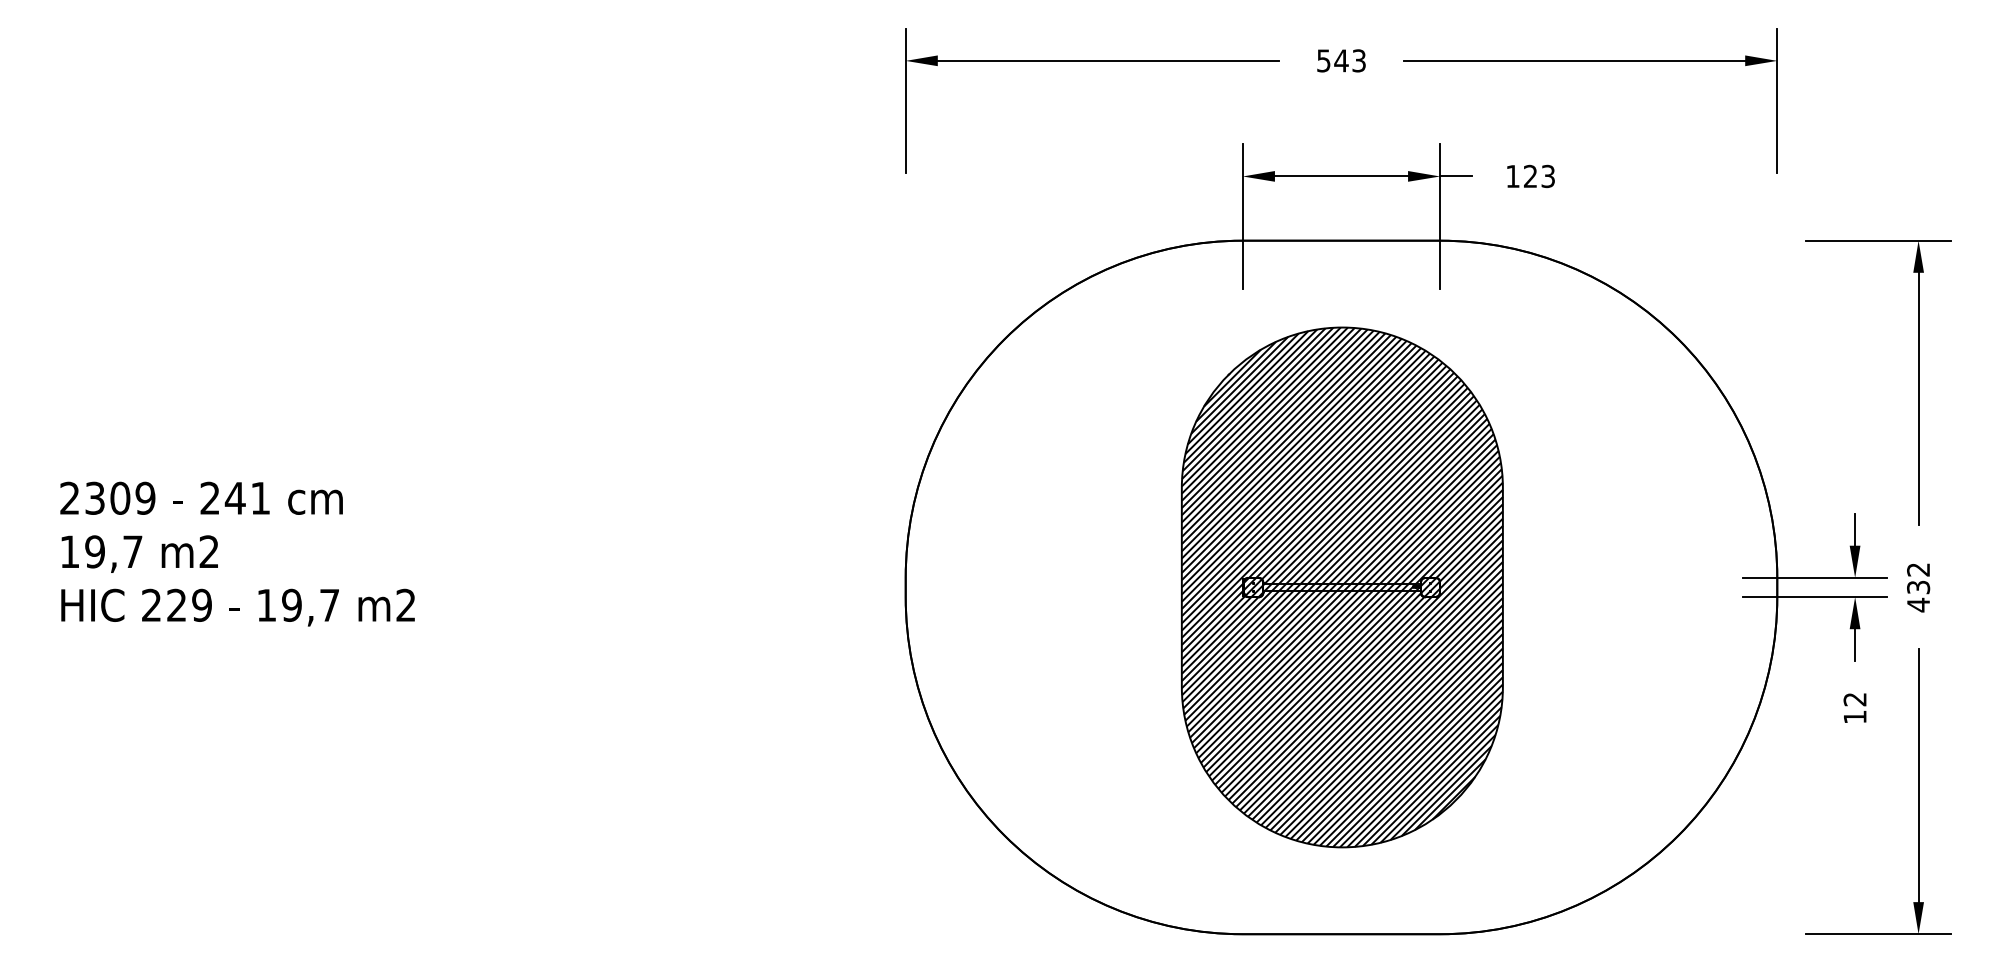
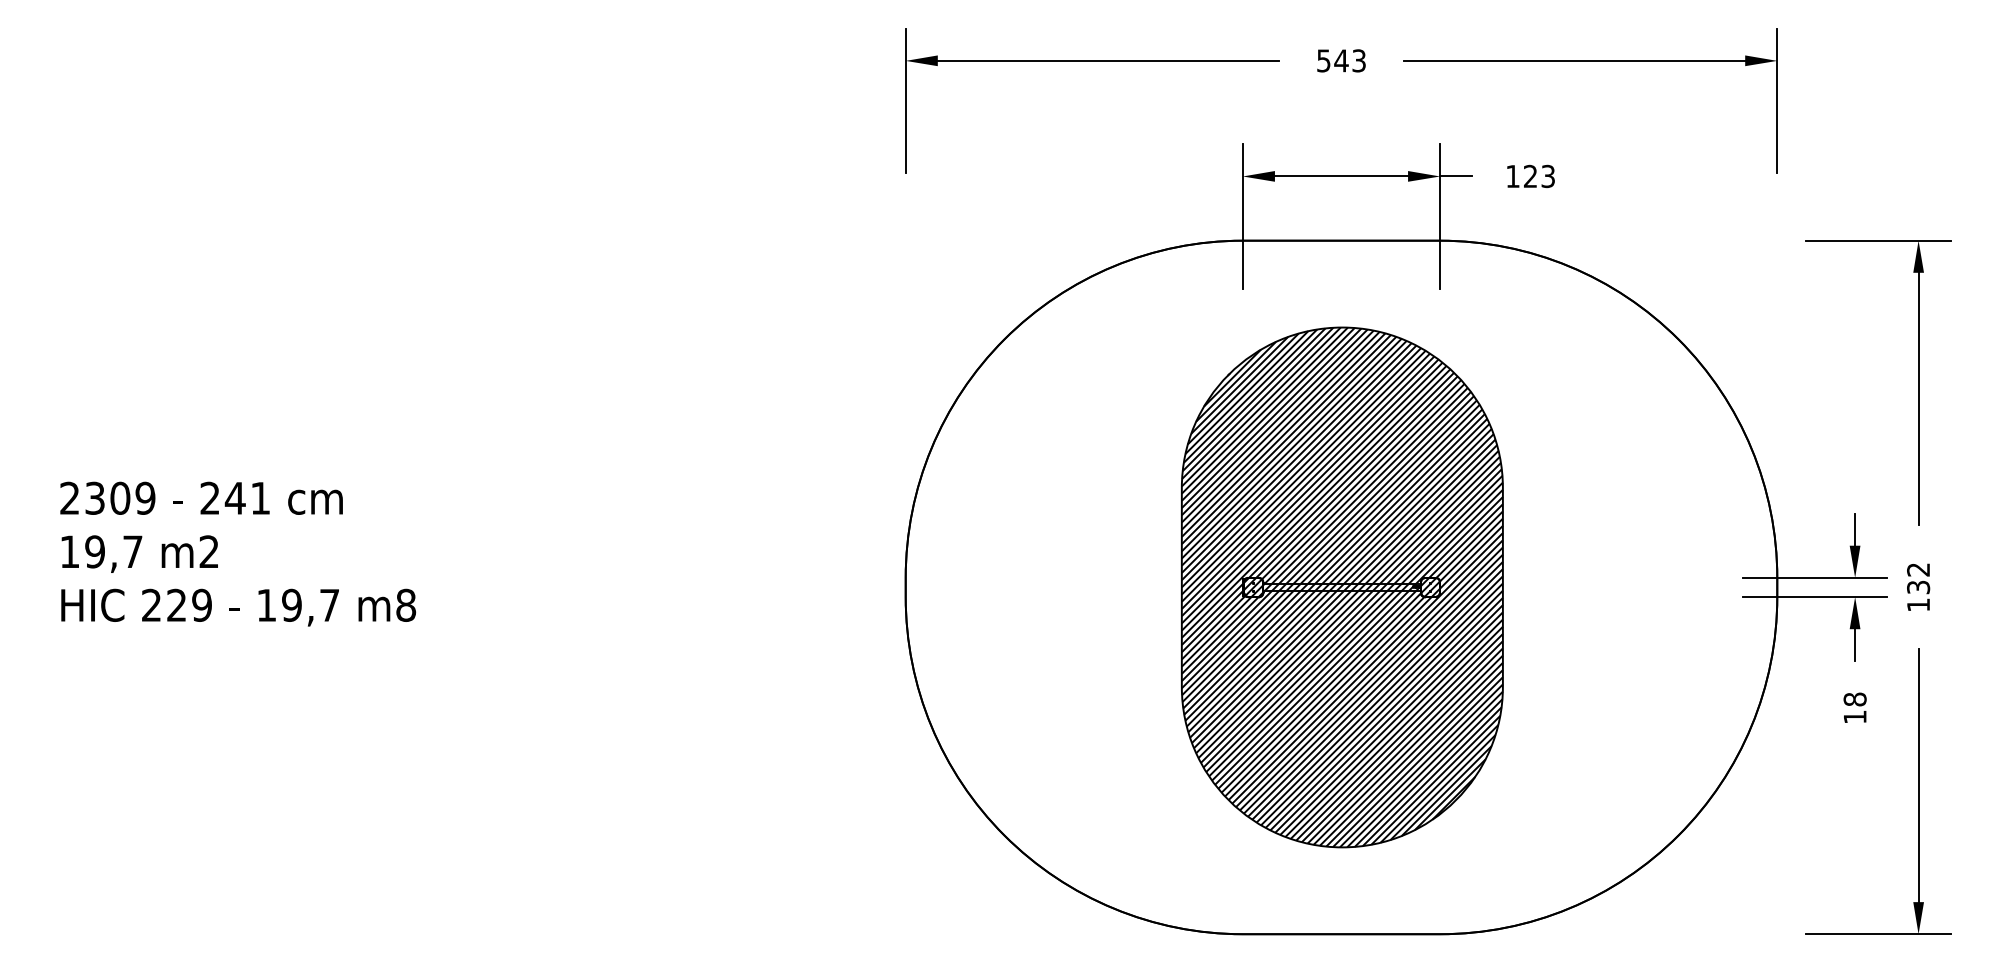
text: m2 -> m8 (406, 604)
text: 432 -> 132 (1918, 604)
text: 12 -> 18 (1854, 699)
